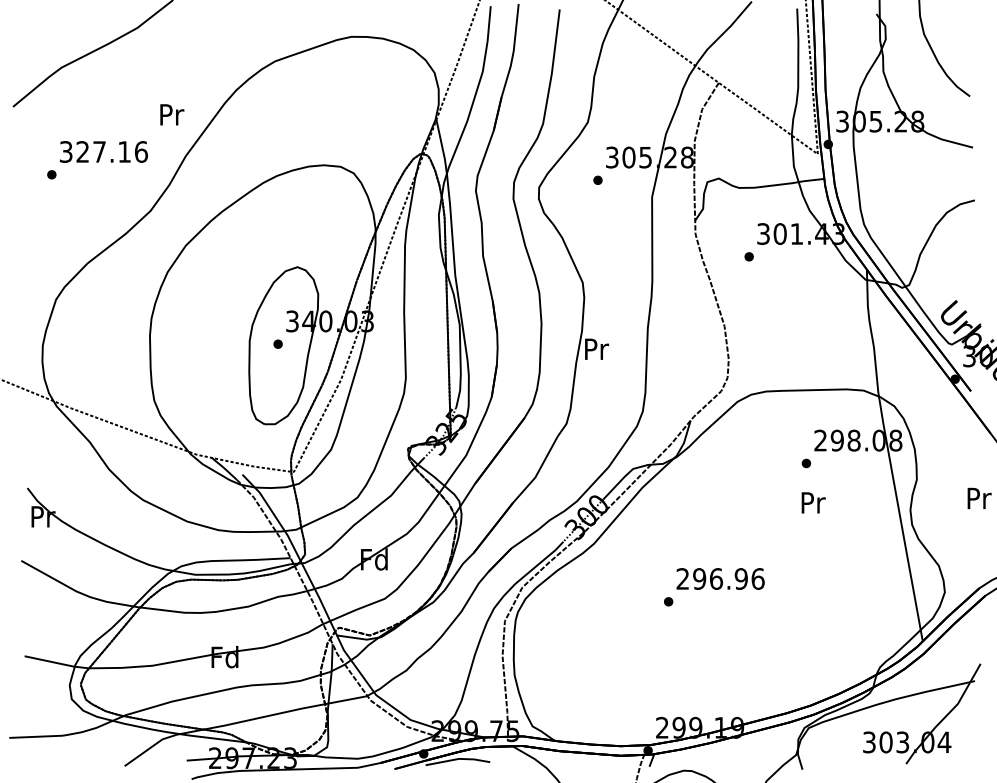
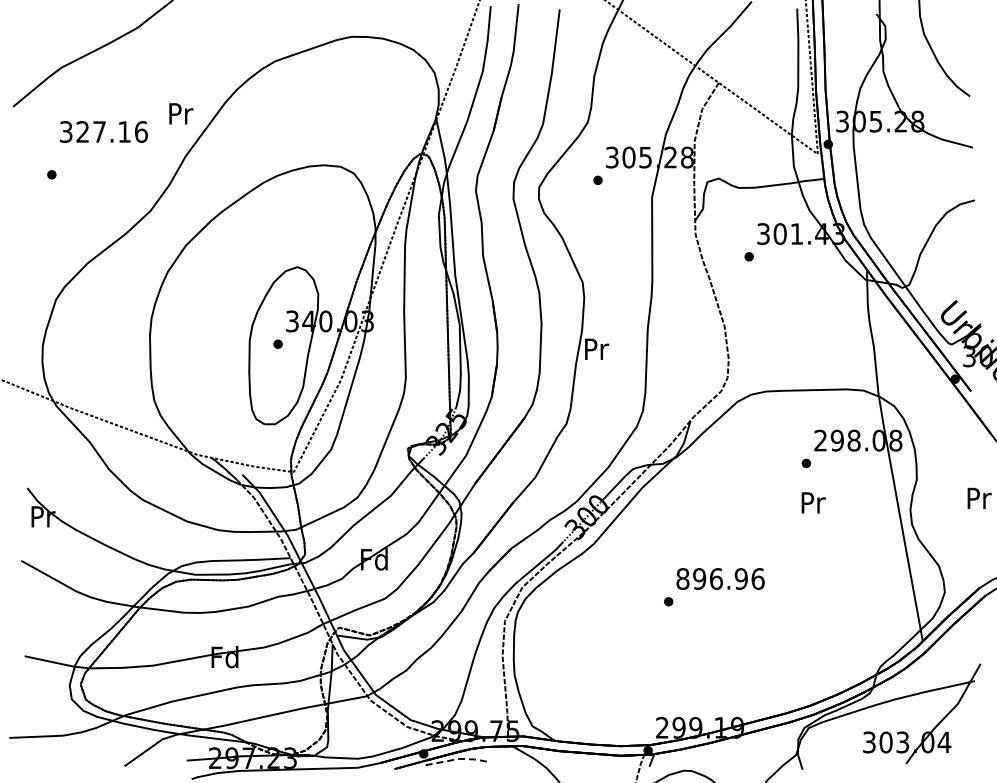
text position: (172, 114) -> (181, 113) (181, 113)
text position: (103, 151) -> (103, 131) (103, 131)
text: 296.96 -> 896.96 (682, 578)
line: solid -> dashed (459, 758)
